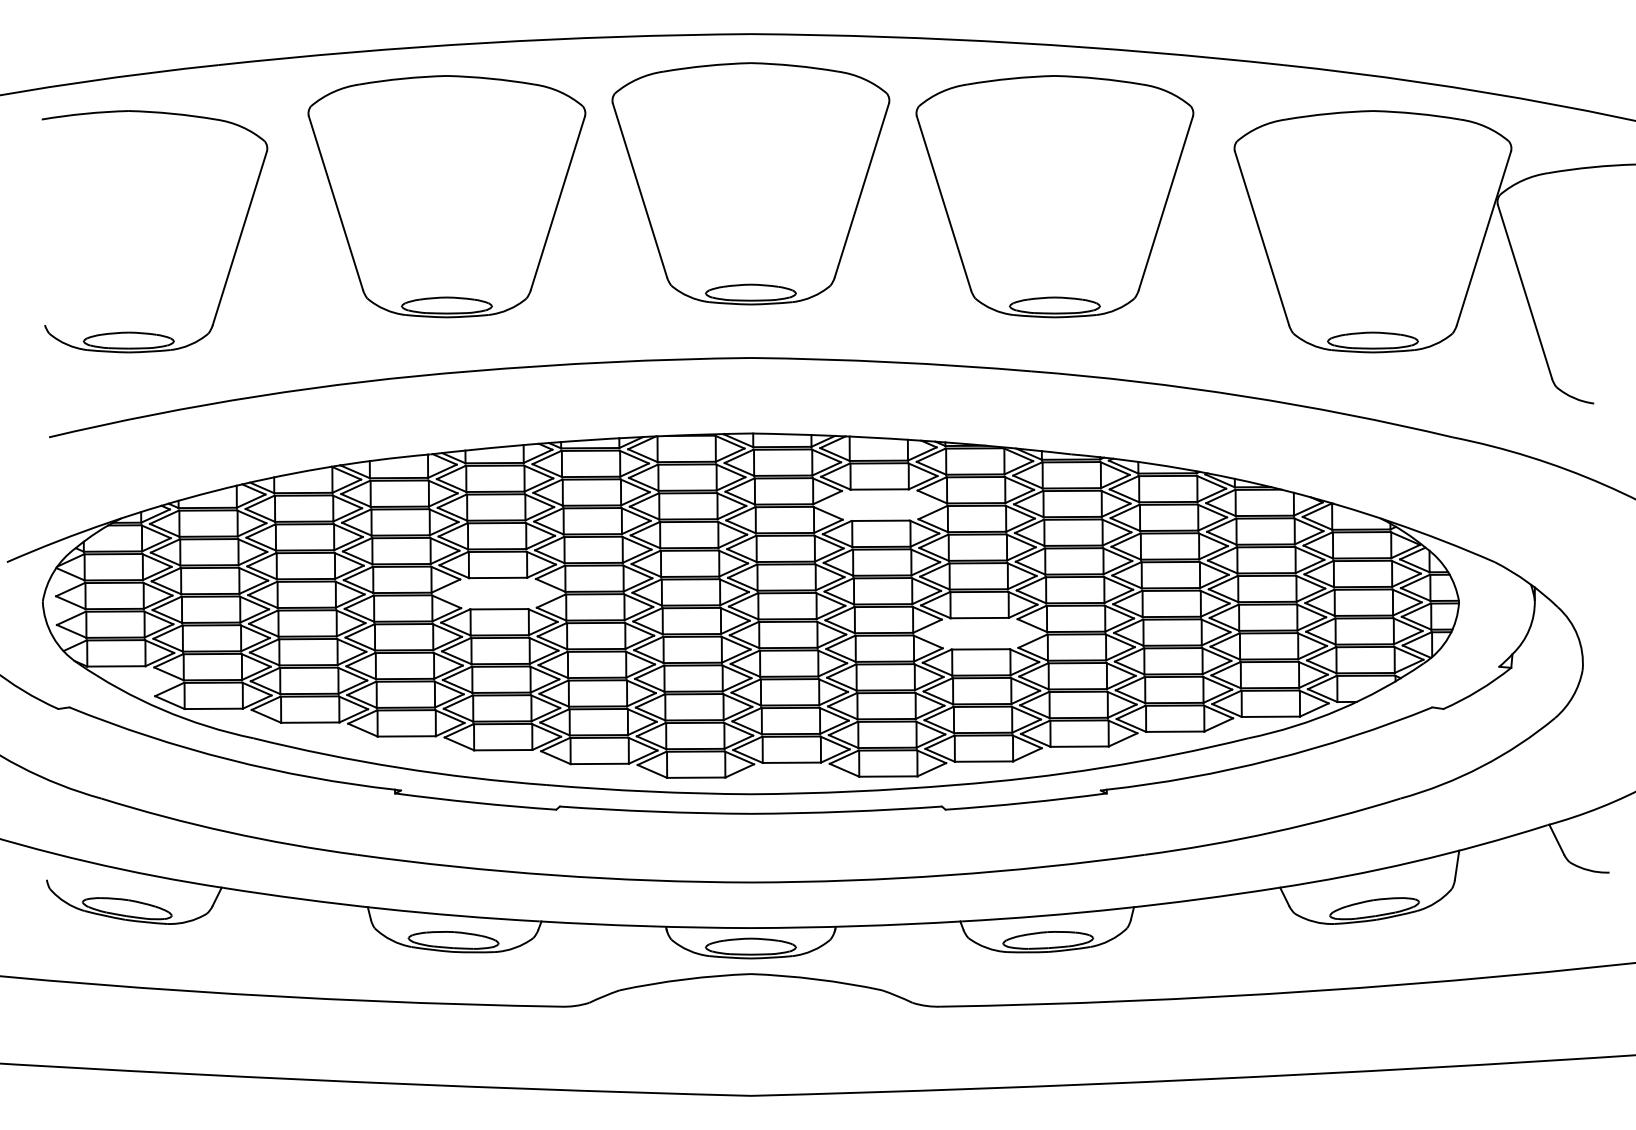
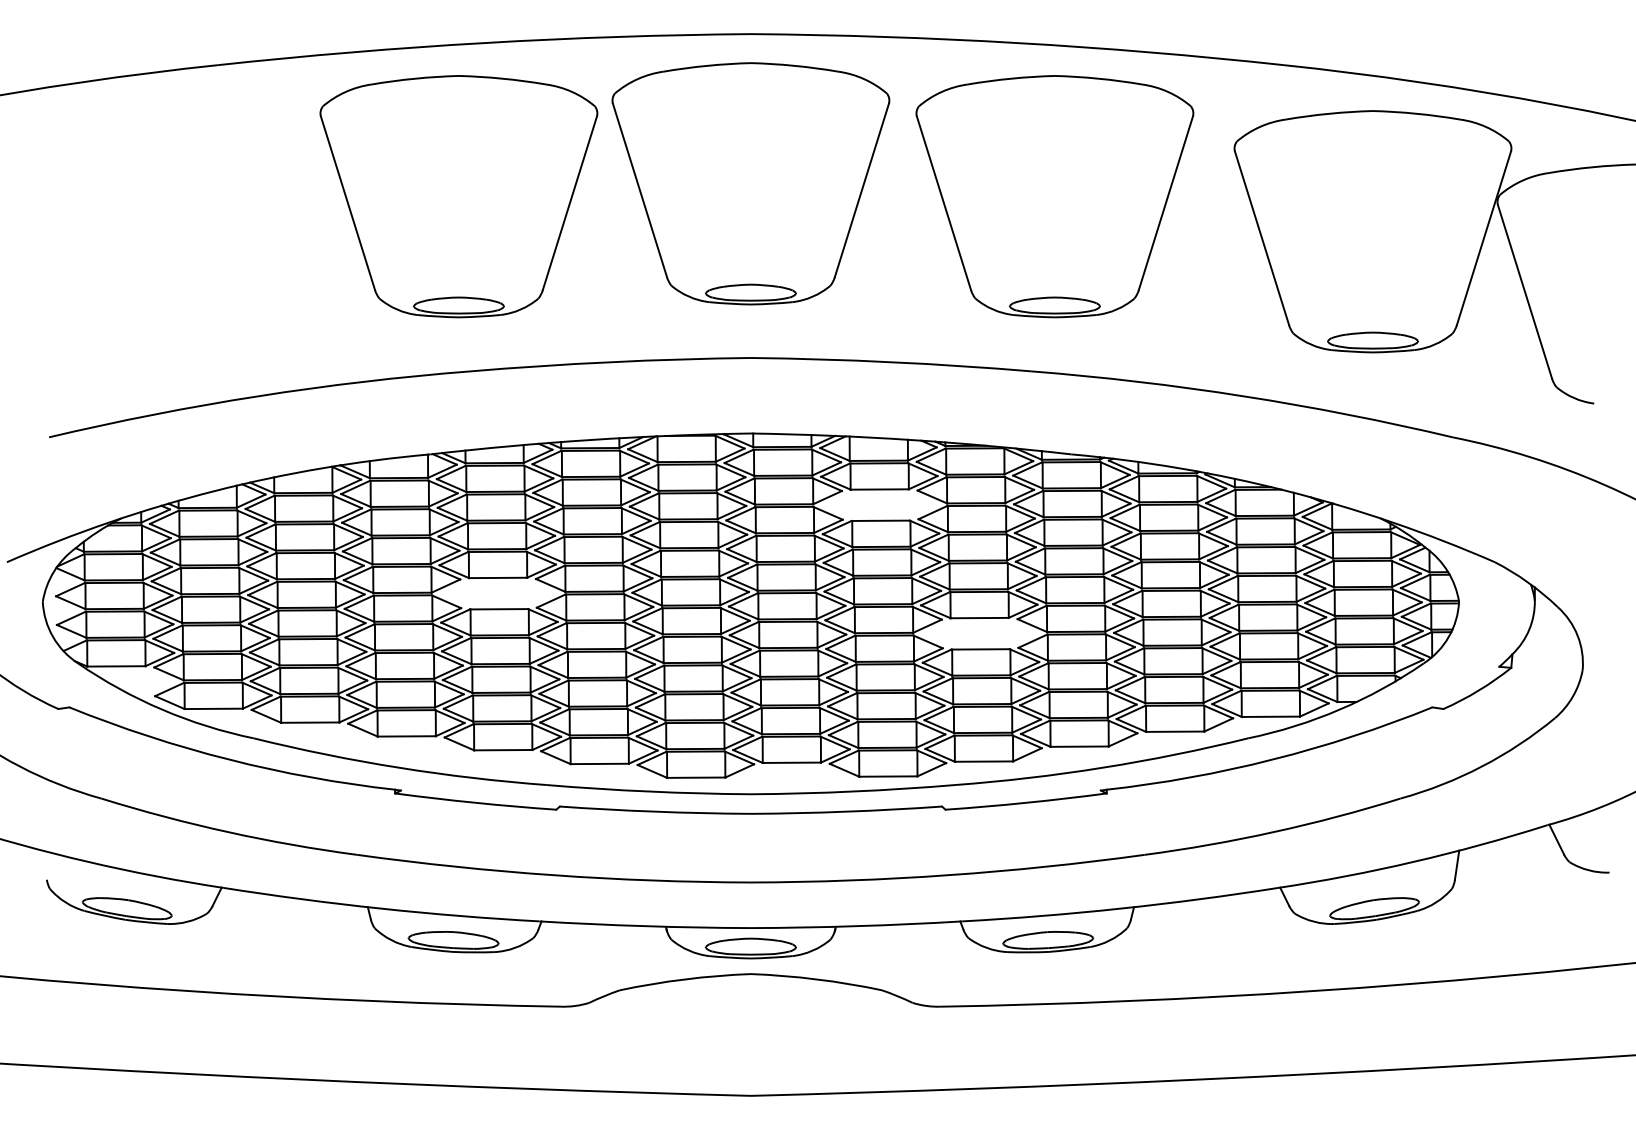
part position: (446, 196) -> (458, 196) (458, 196)
part: present -> none (232, 257)
